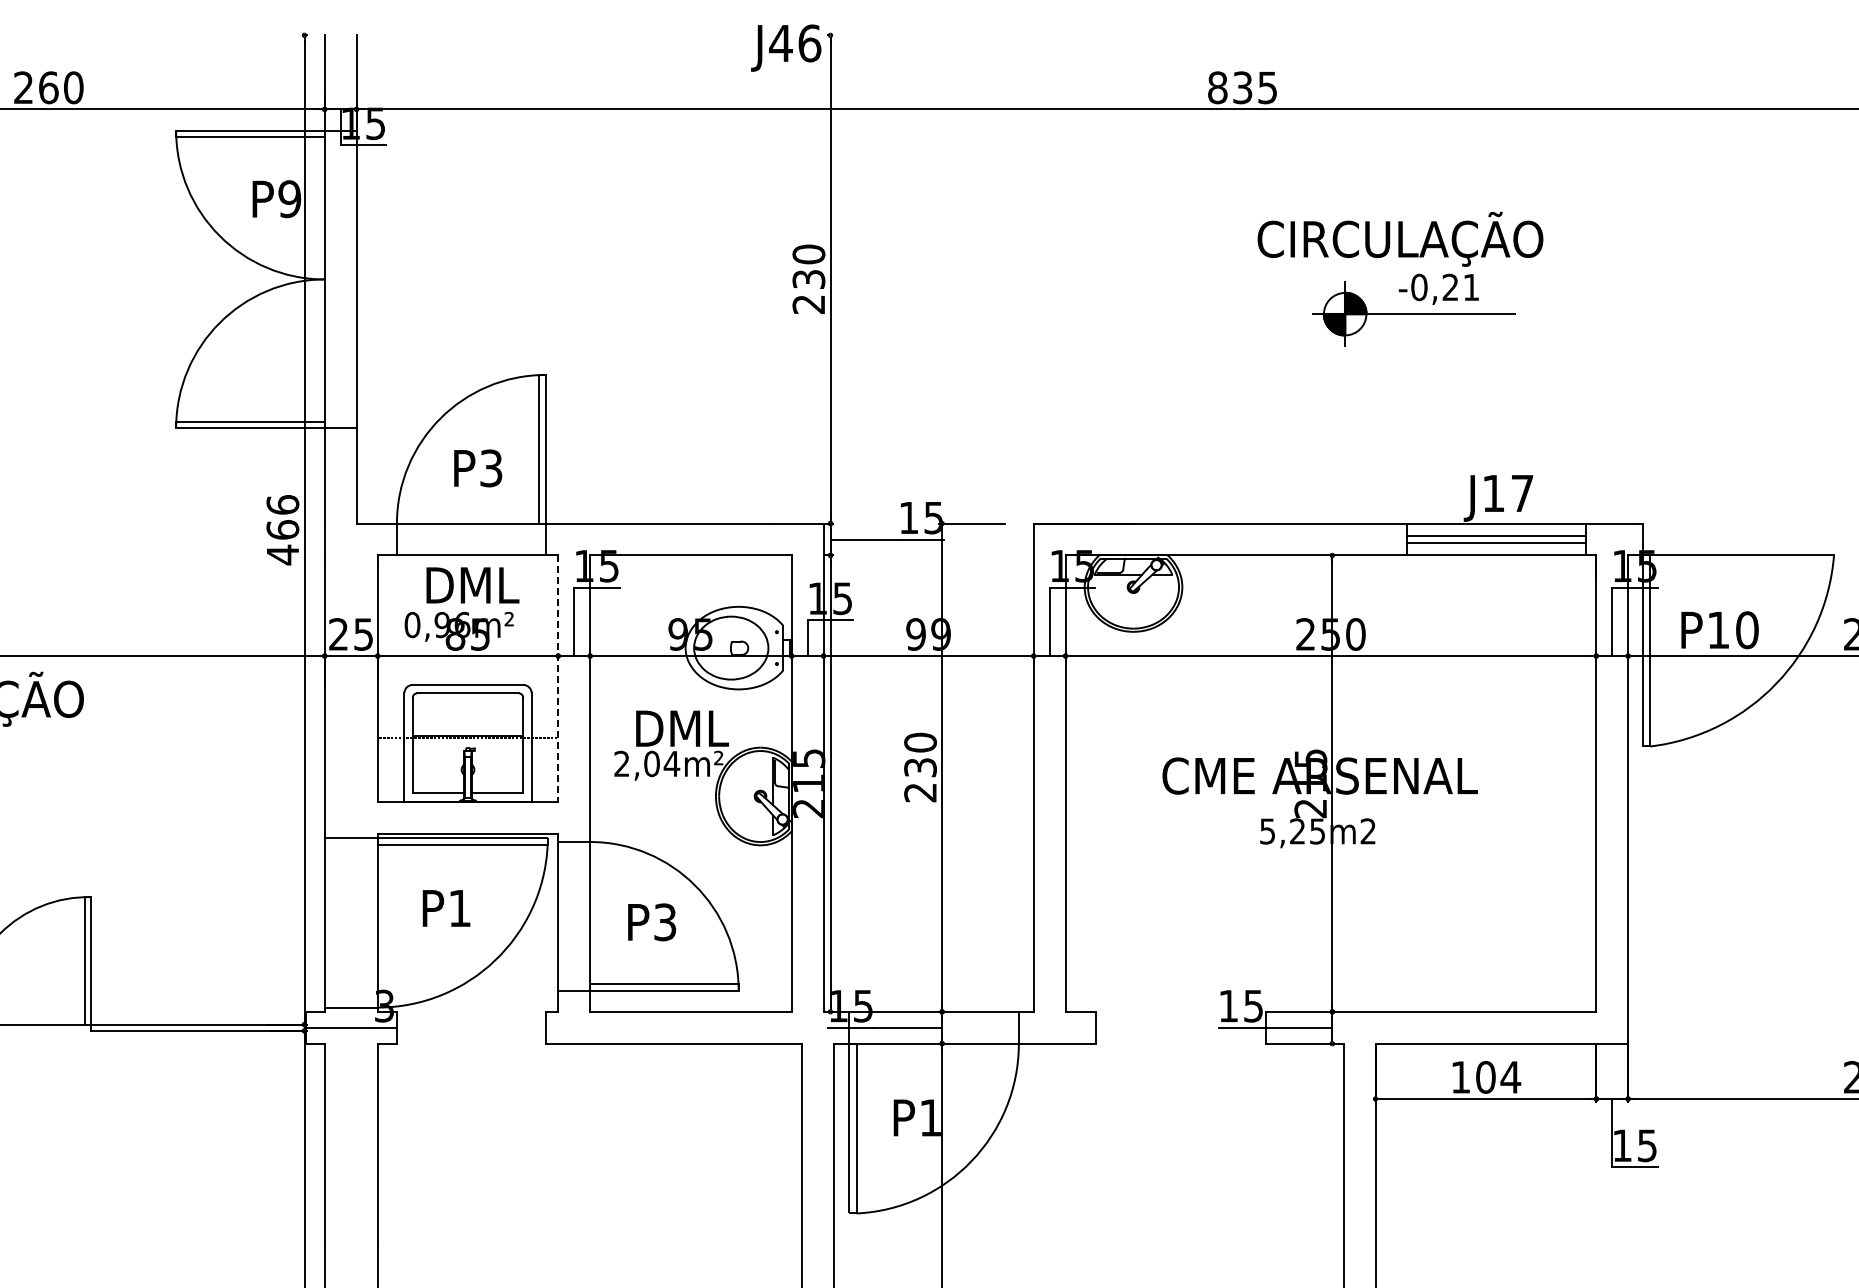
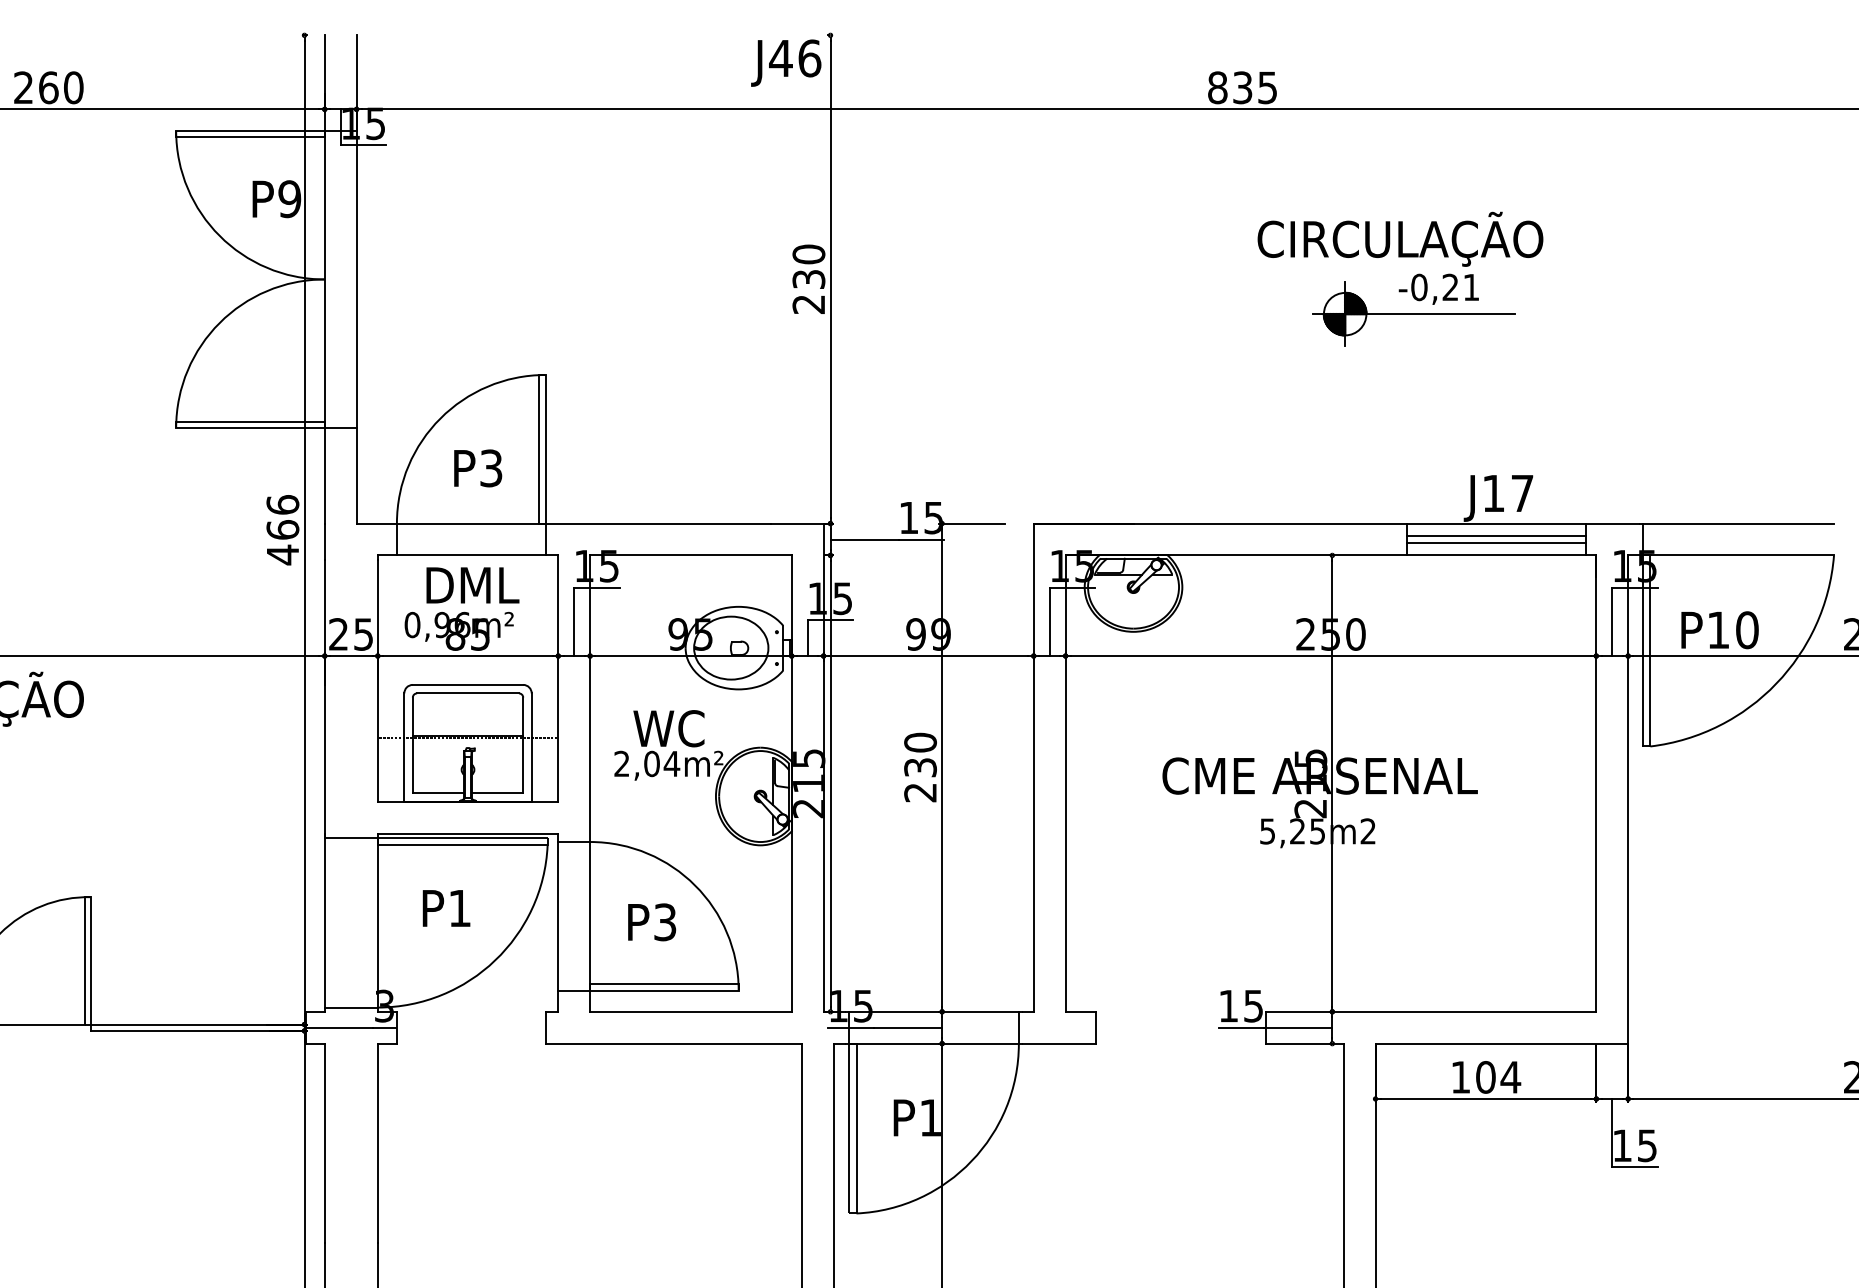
text position: (786, 47) -> (786, 62) (786, 62)
line: none -> present (1738, 523)
line: dashed -> solid (558, 679)
text: DML -> WC (681, 728)
